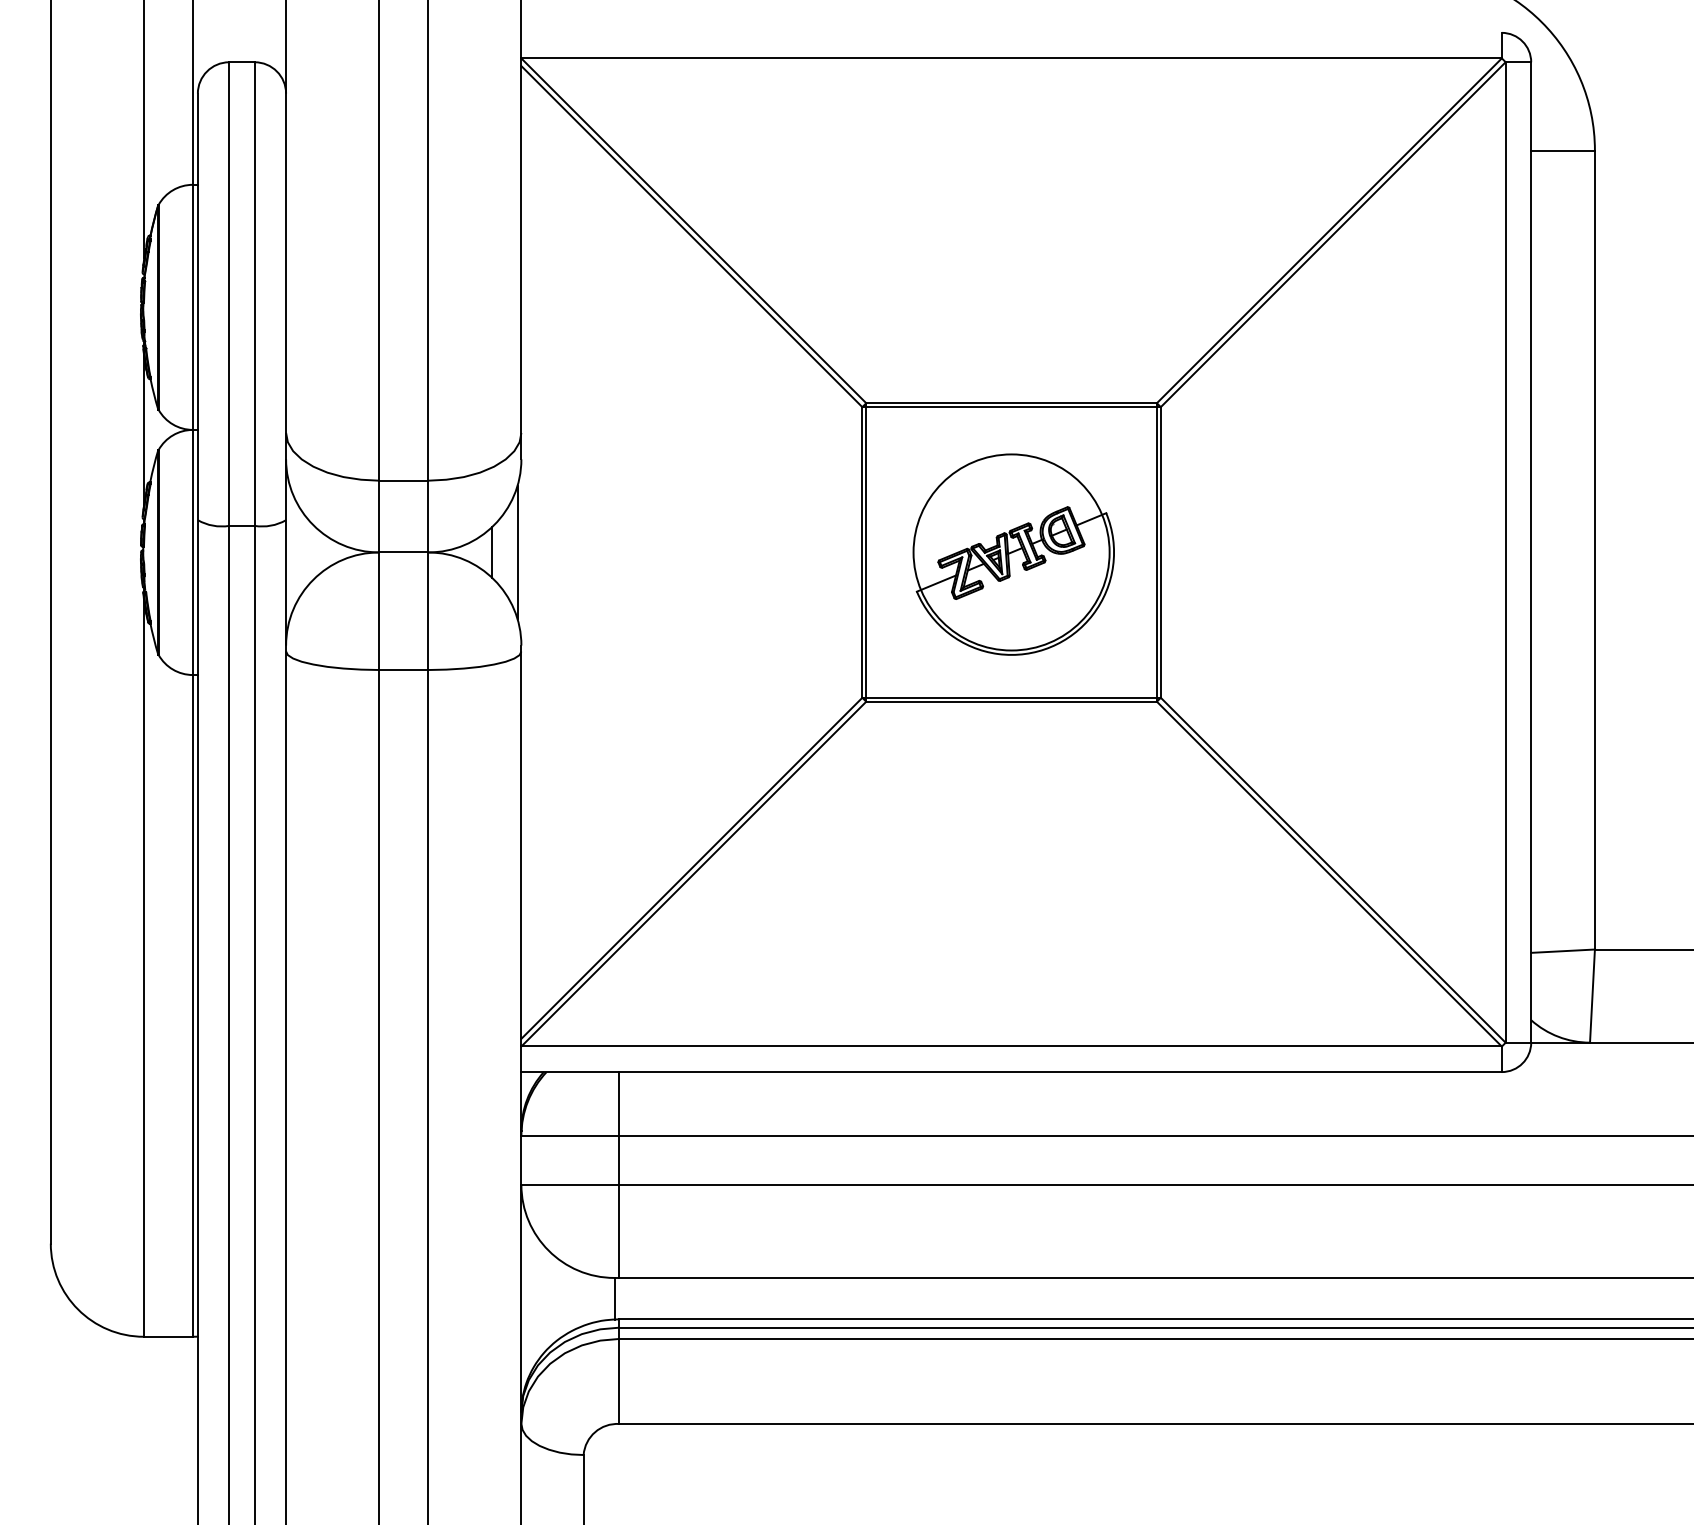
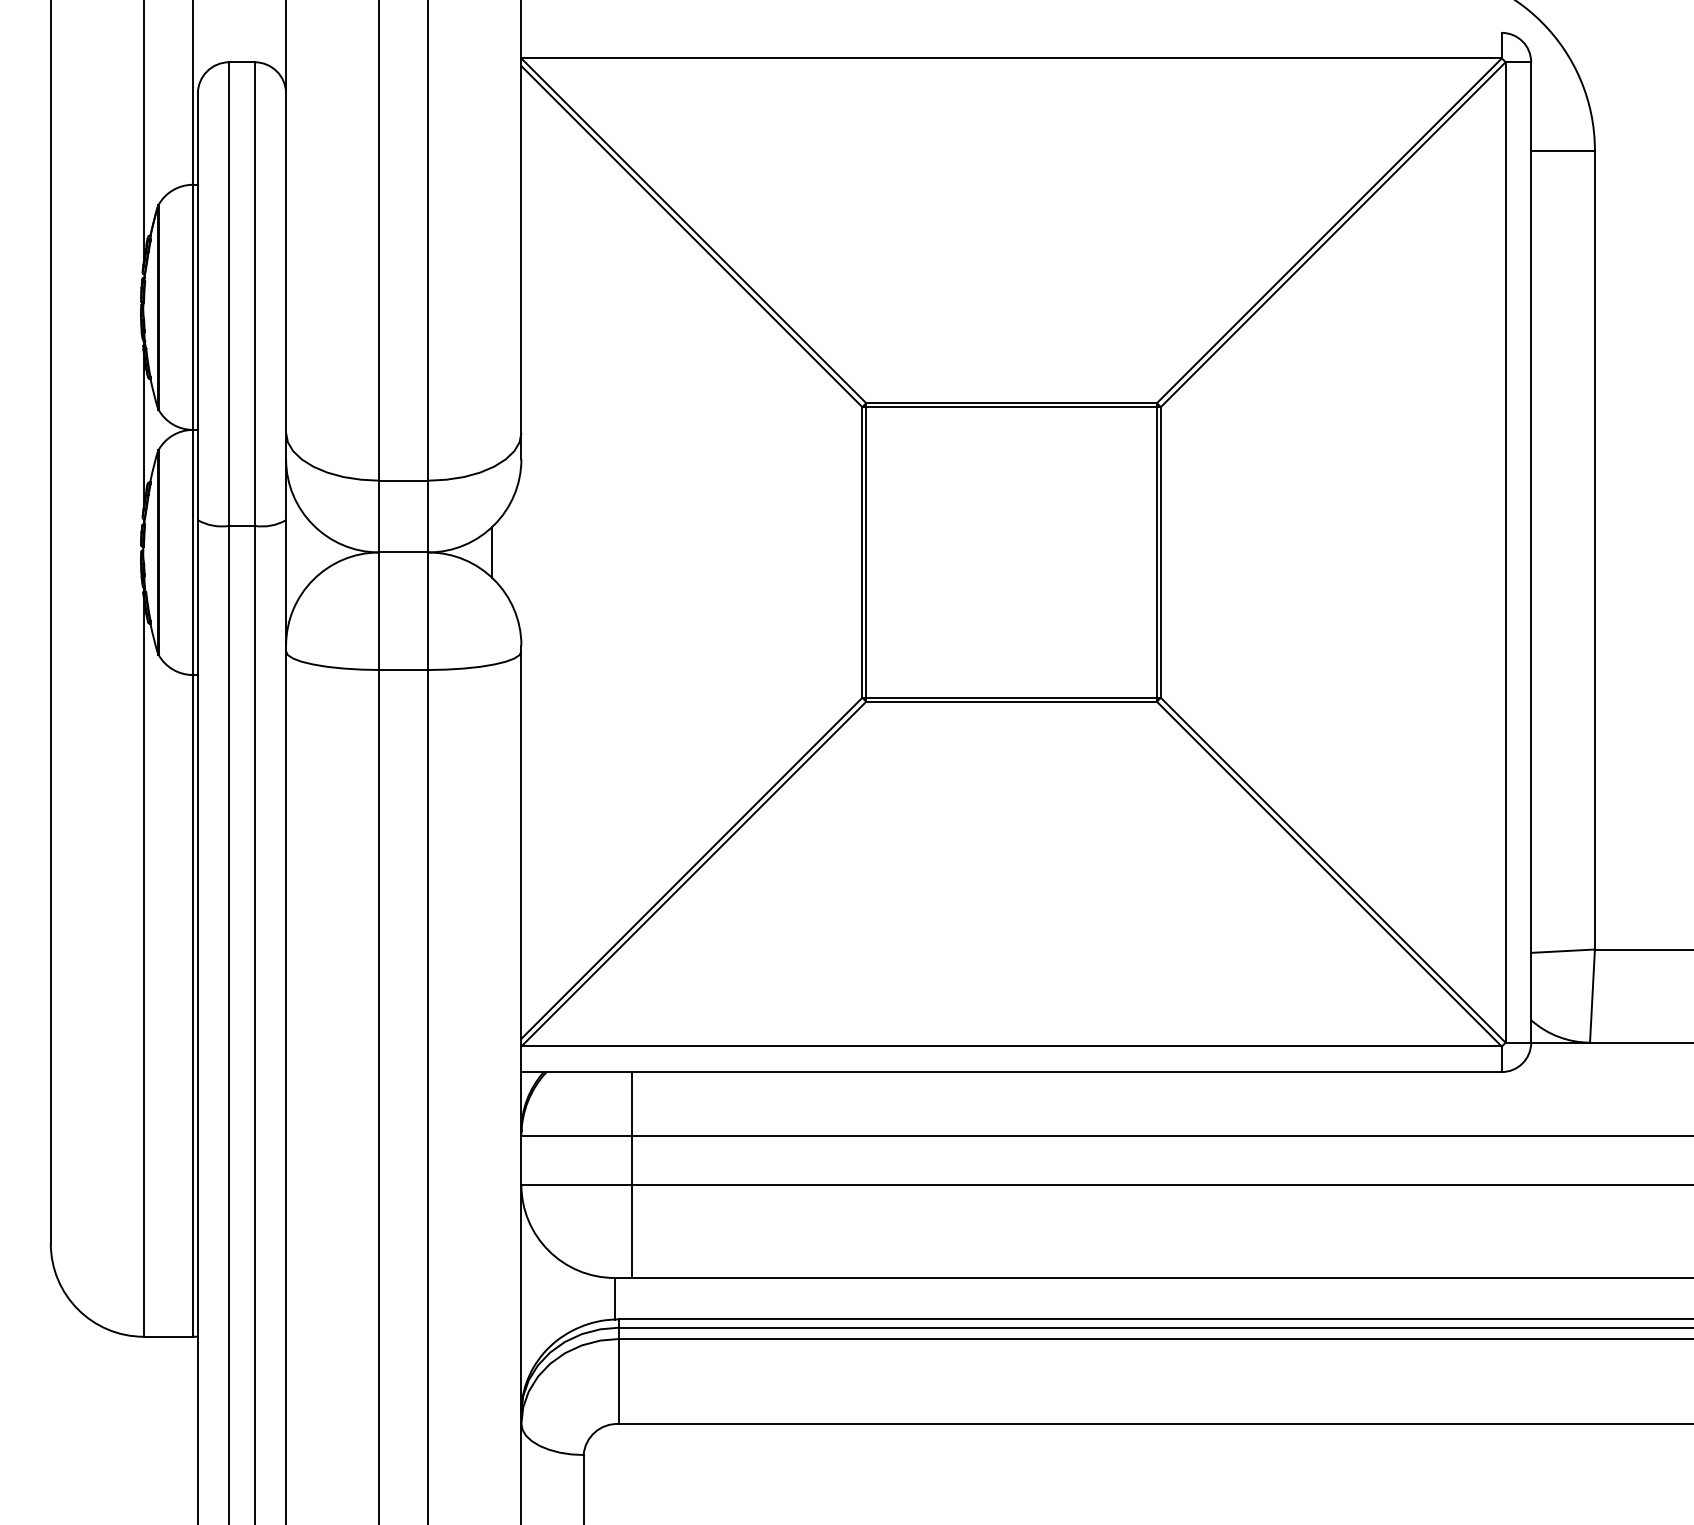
line: present -> none (517, 552)
part: present -> none (1013, 554)
line position: (619, 1174) -> (632, 1174) (632, 1174)
